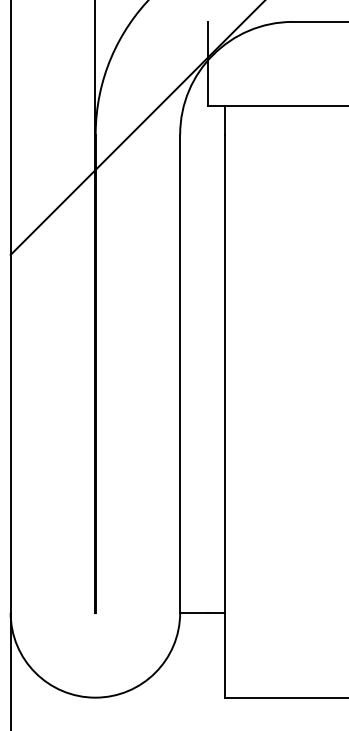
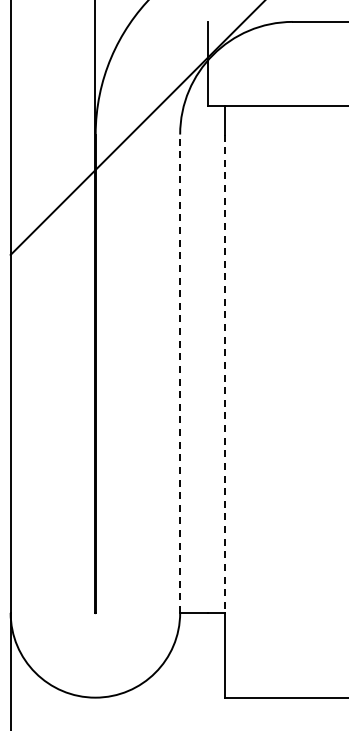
line: solid -> dashed (180, 373)
line: solid -> dashed (224, 374)
